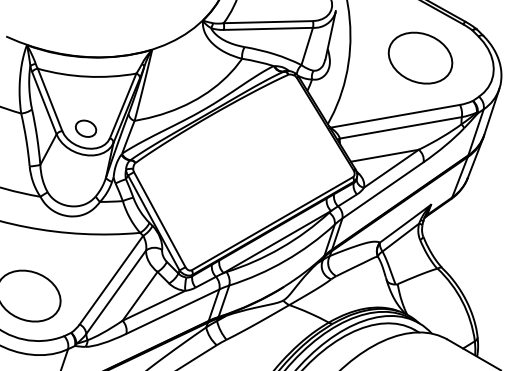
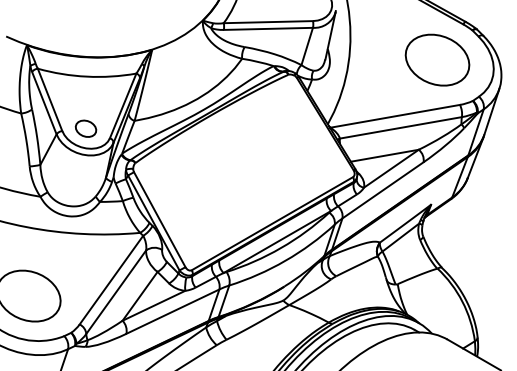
part position: (420, 57) -> (437, 59) (437, 59)
